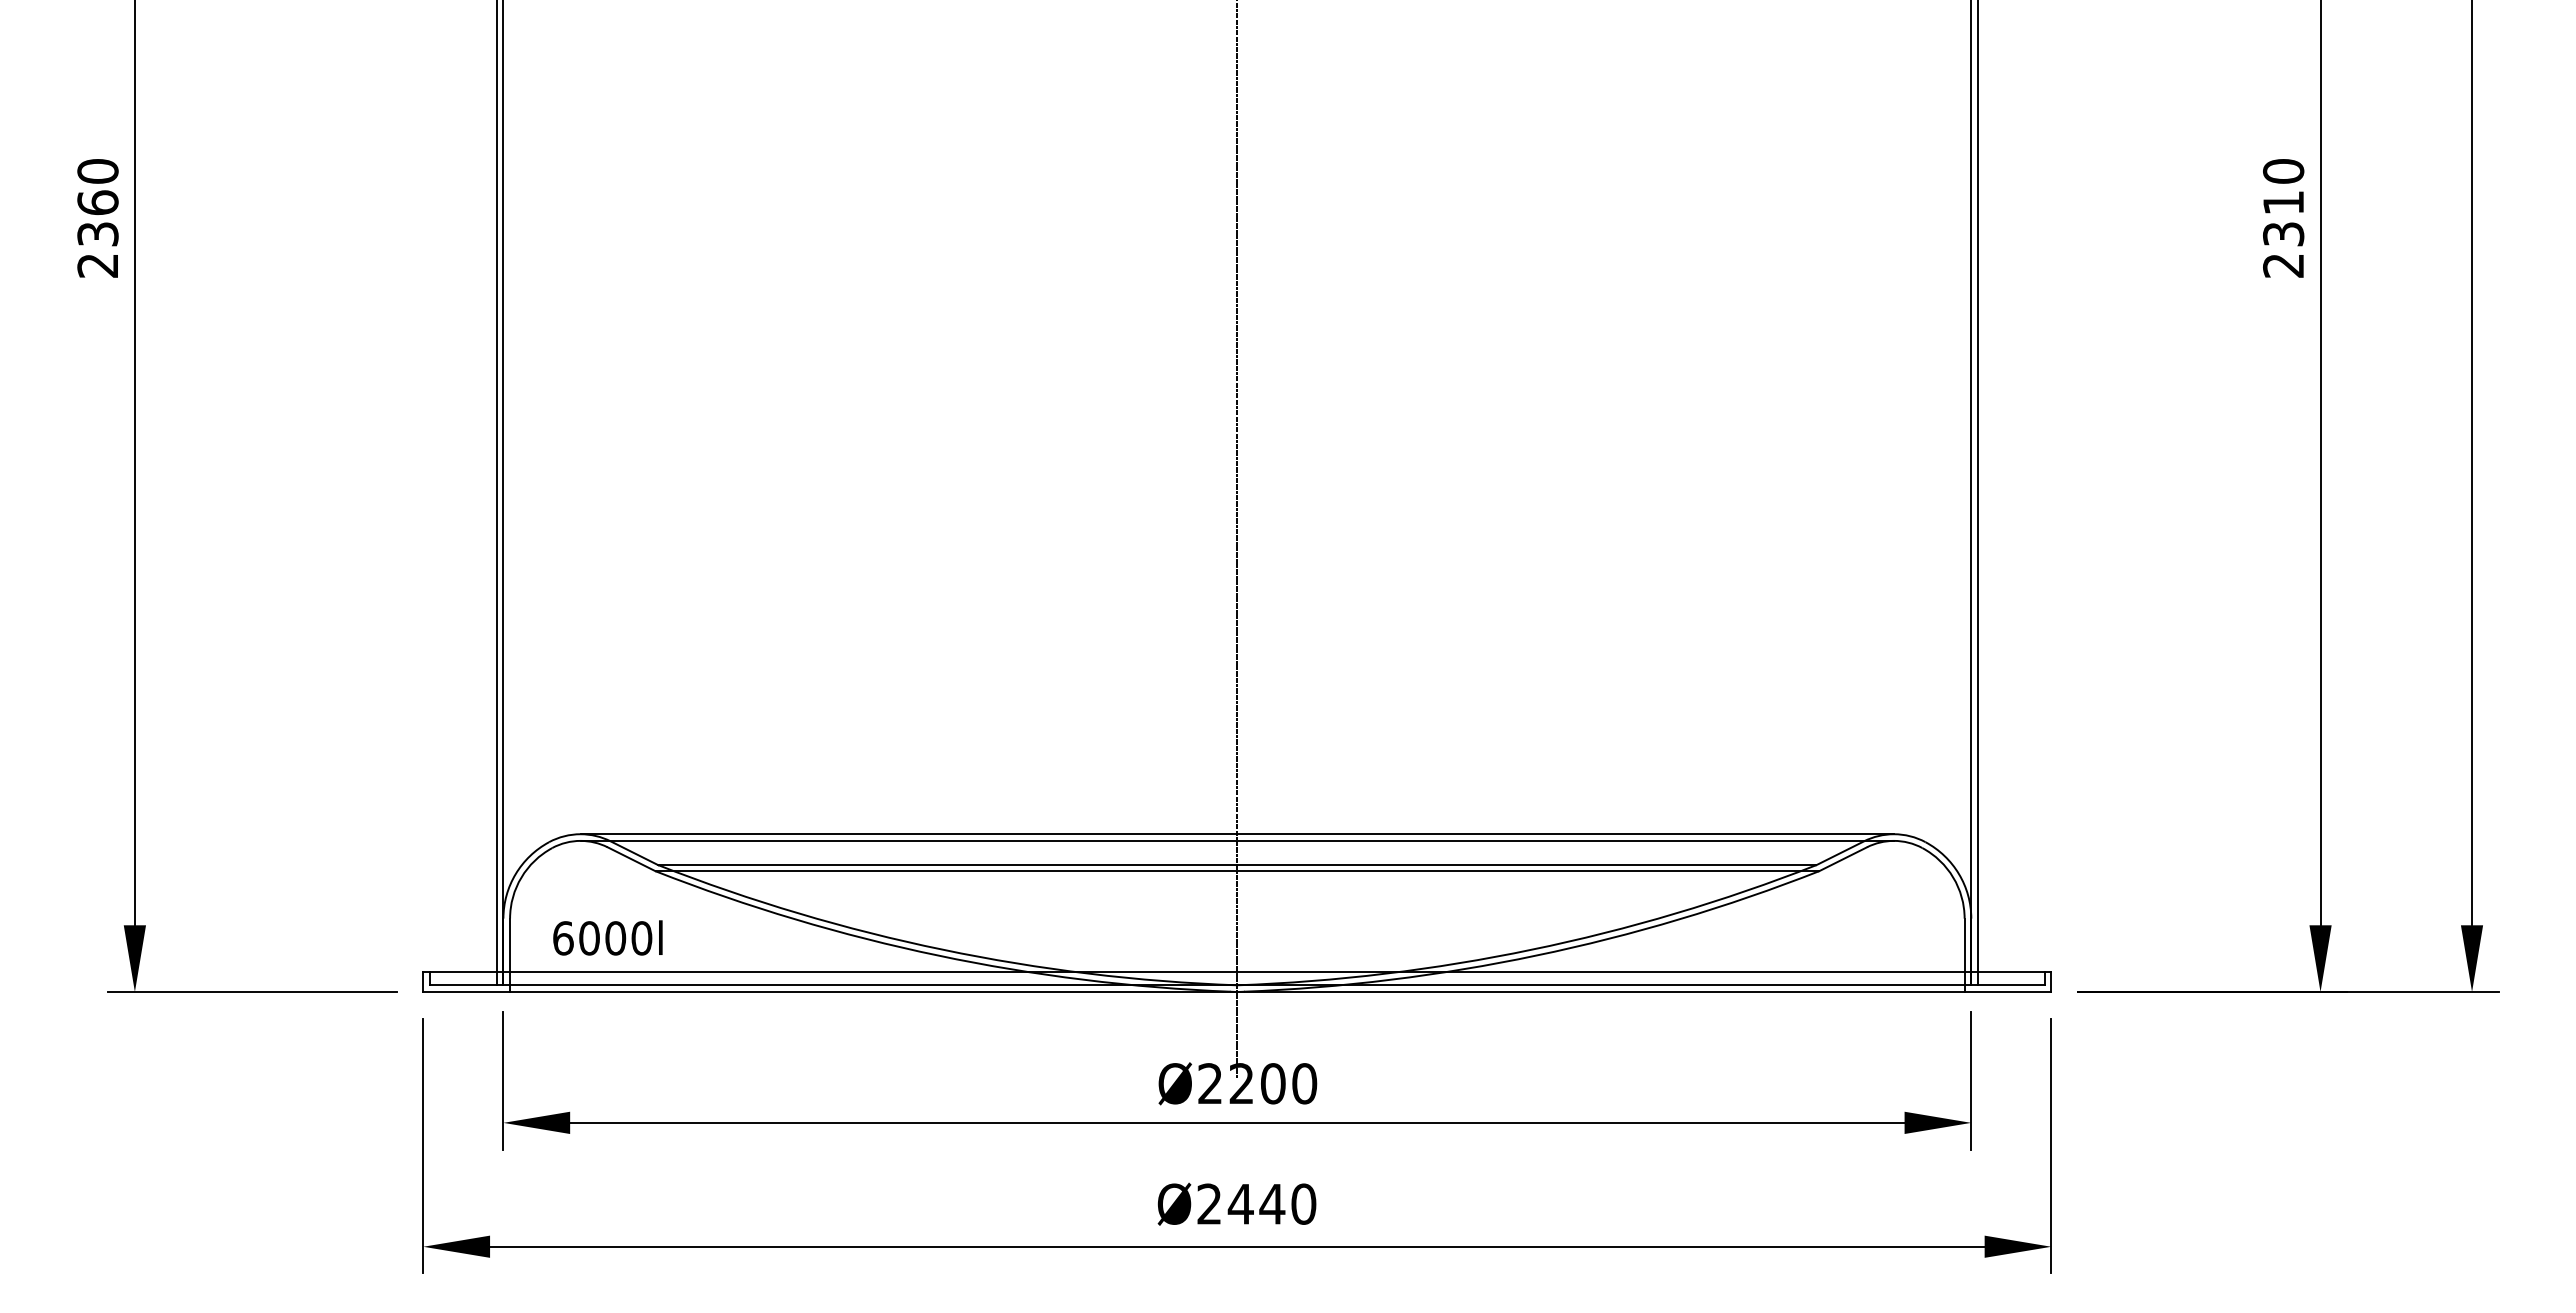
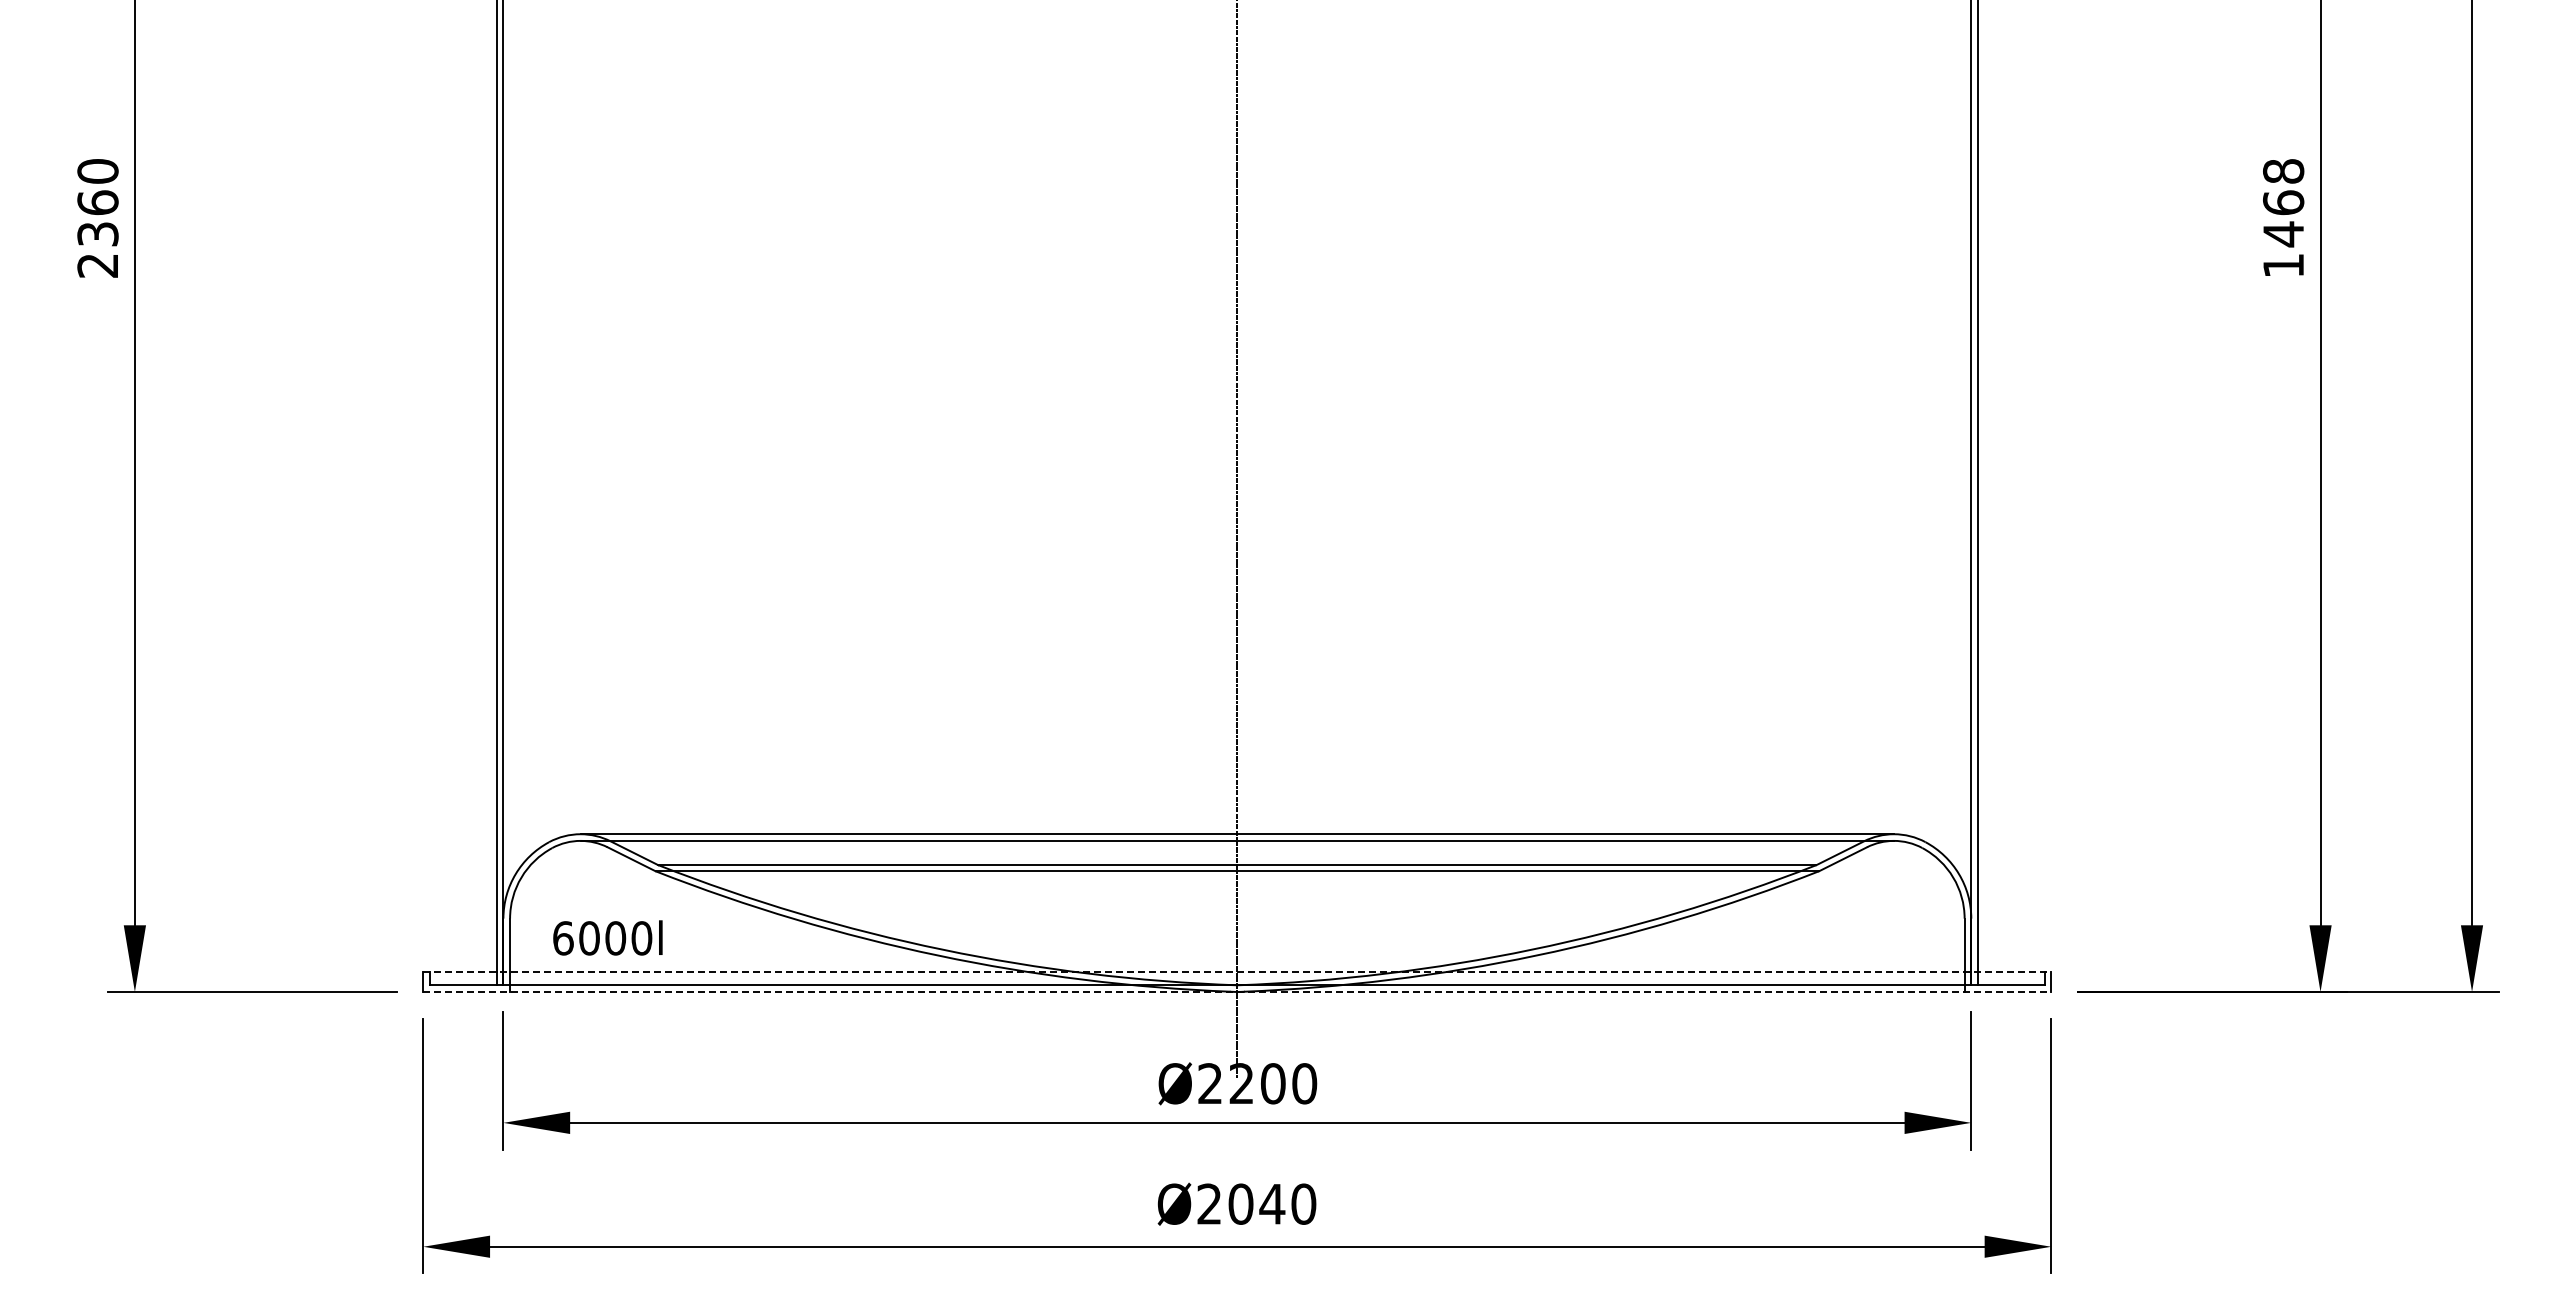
text: 2310 -> 1468 (2283, 218)
line: solid -> dashed (1237, 972)
line: solid -> dashed (1237, 992)
text: Ø2440 -> Ø2040 (1240, 1203)
